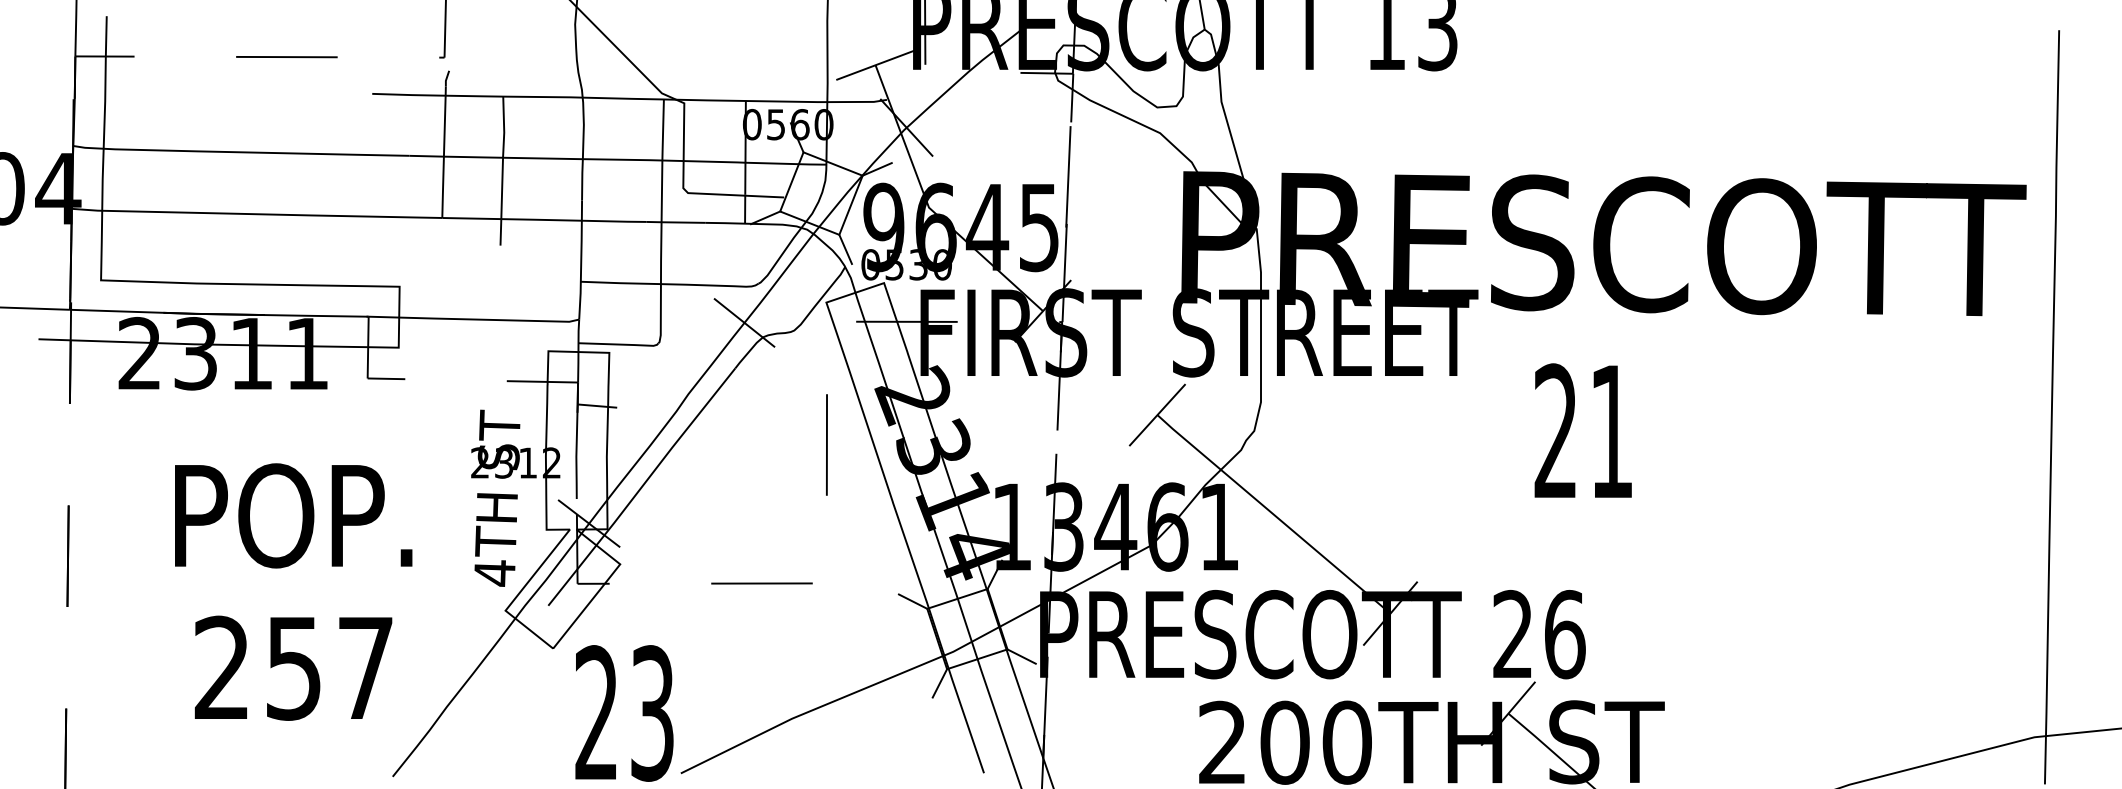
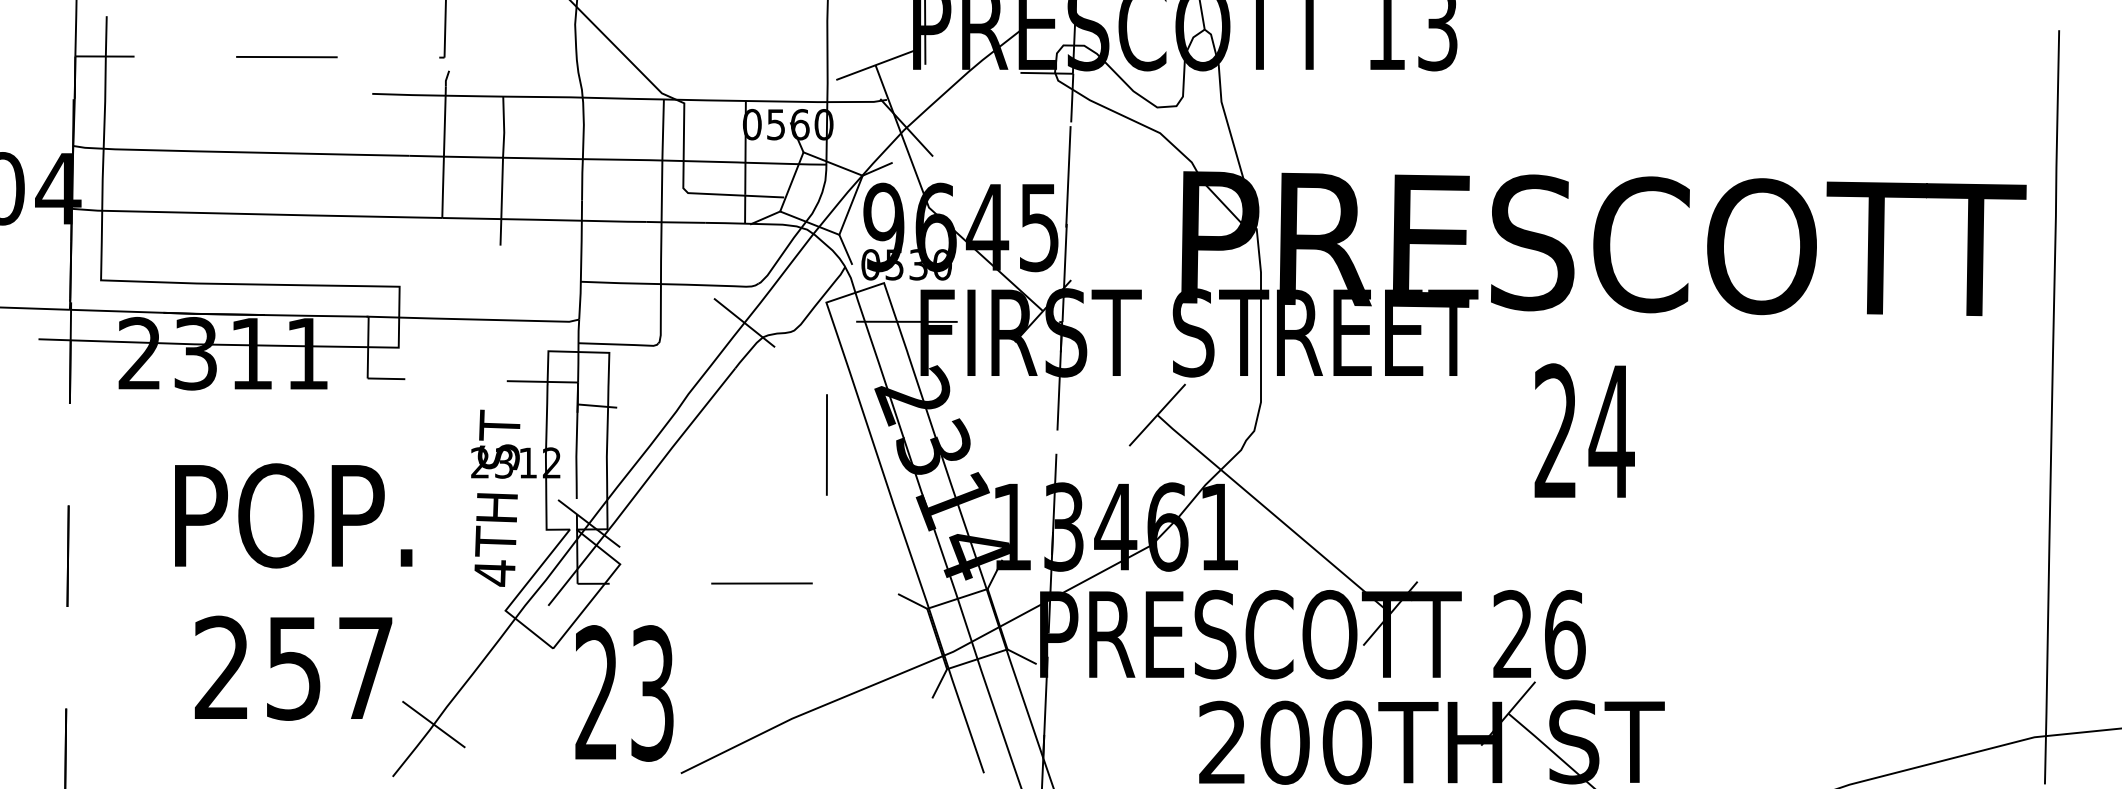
text: 21 -> 24 (1611, 431)
text position: (624, 713) -> (624, 693) (624, 693)
line: none -> present (433, 724)
